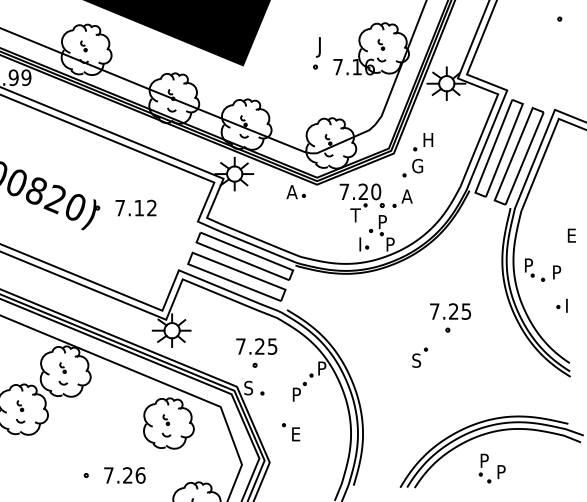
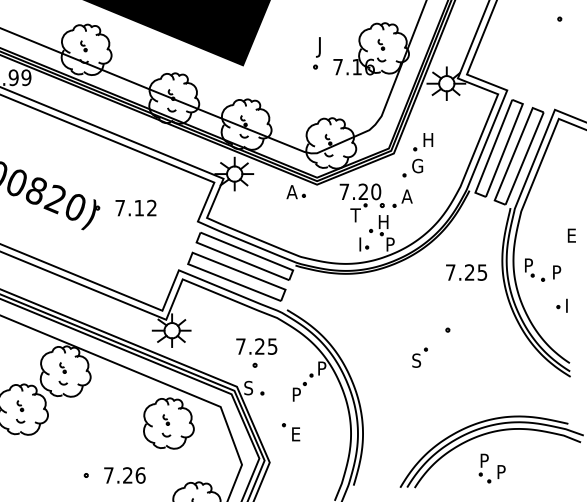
text: P -> H (384, 221)
text position: (450, 311) -> (466, 272) (466, 272)
